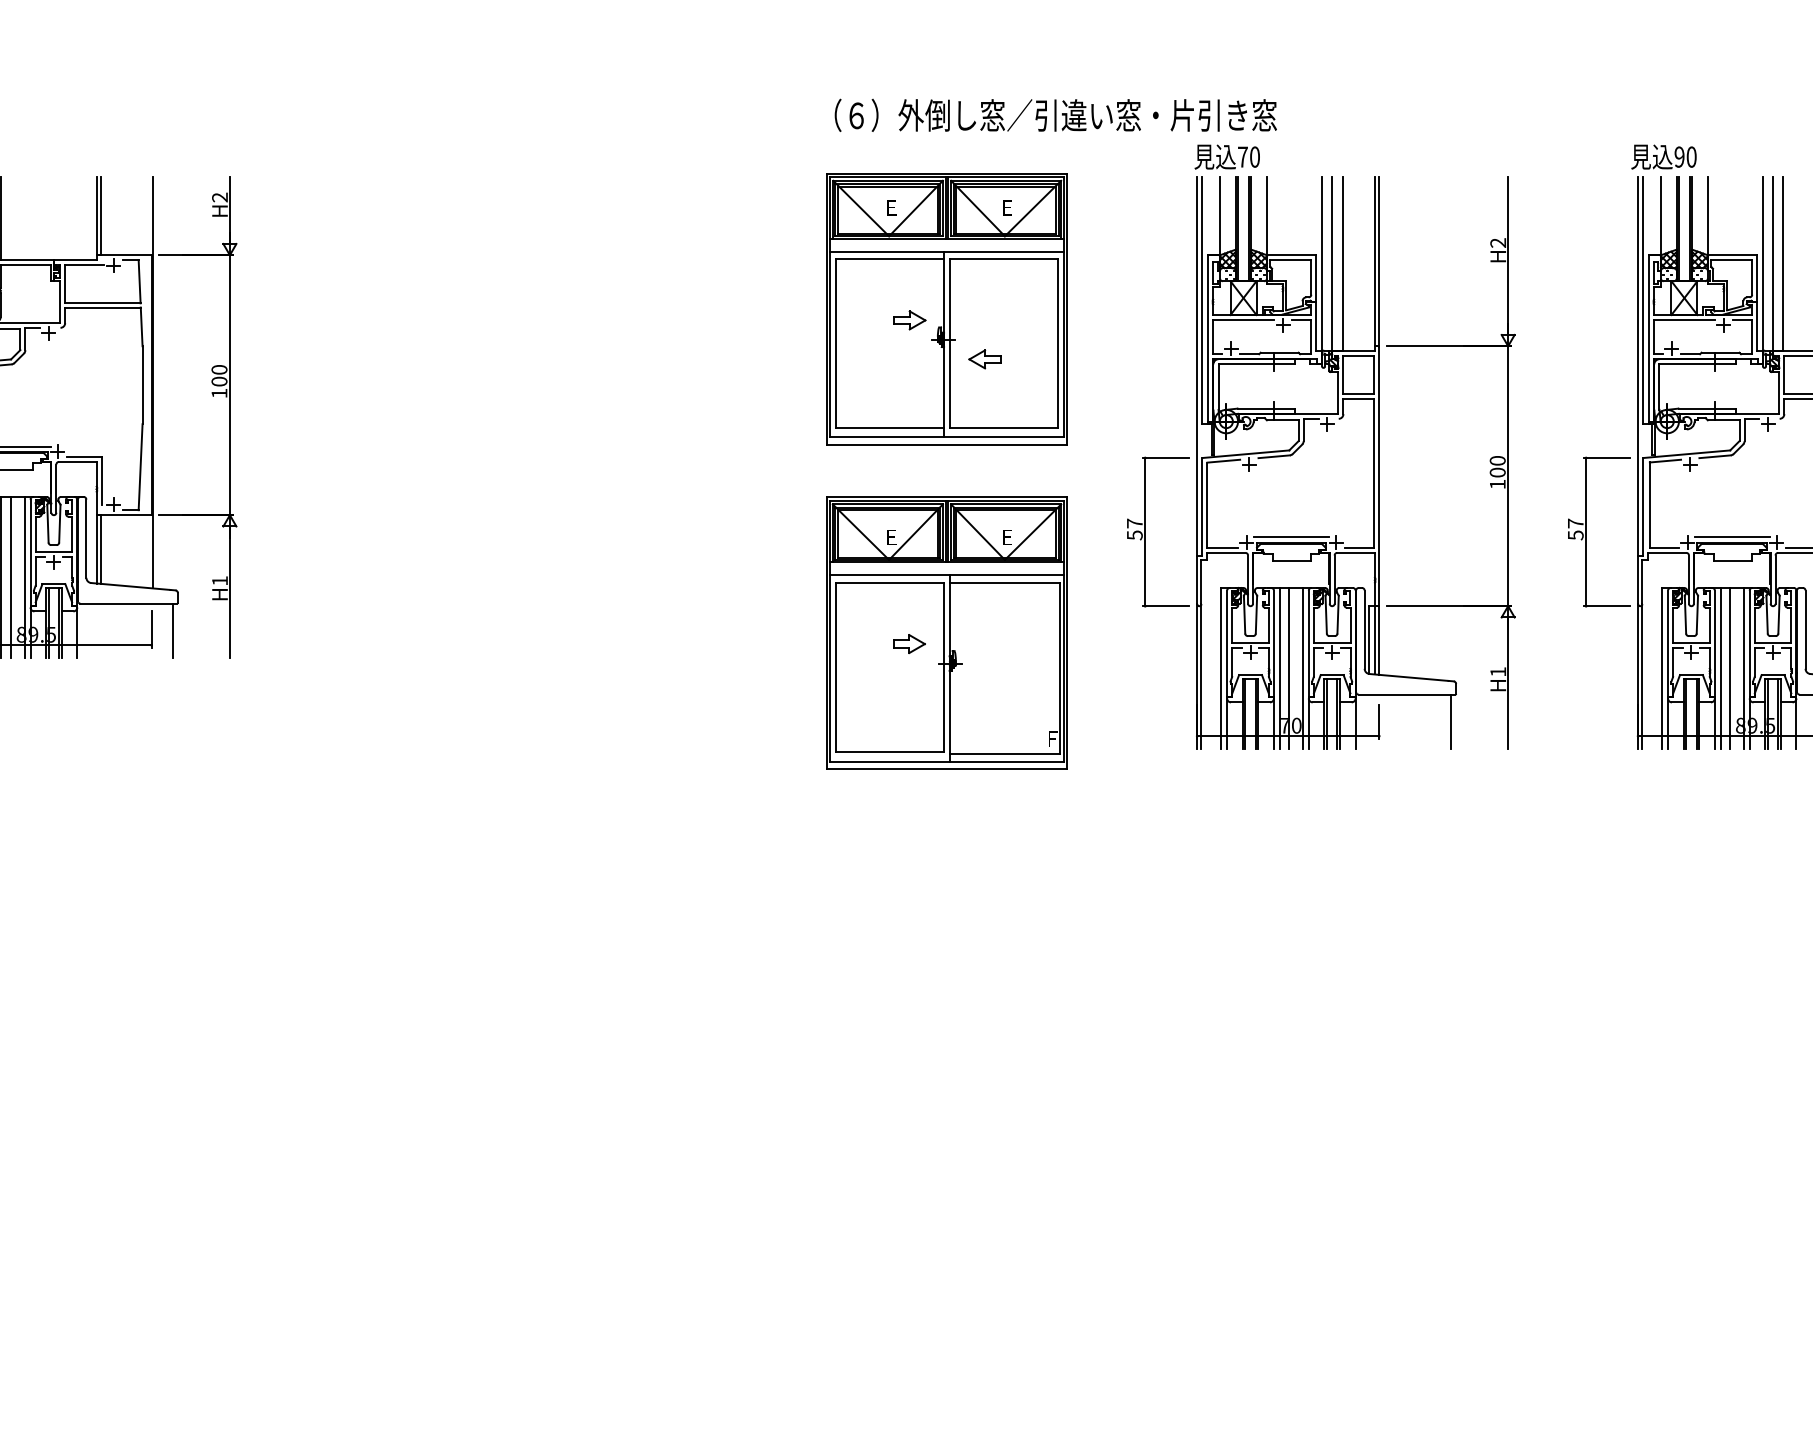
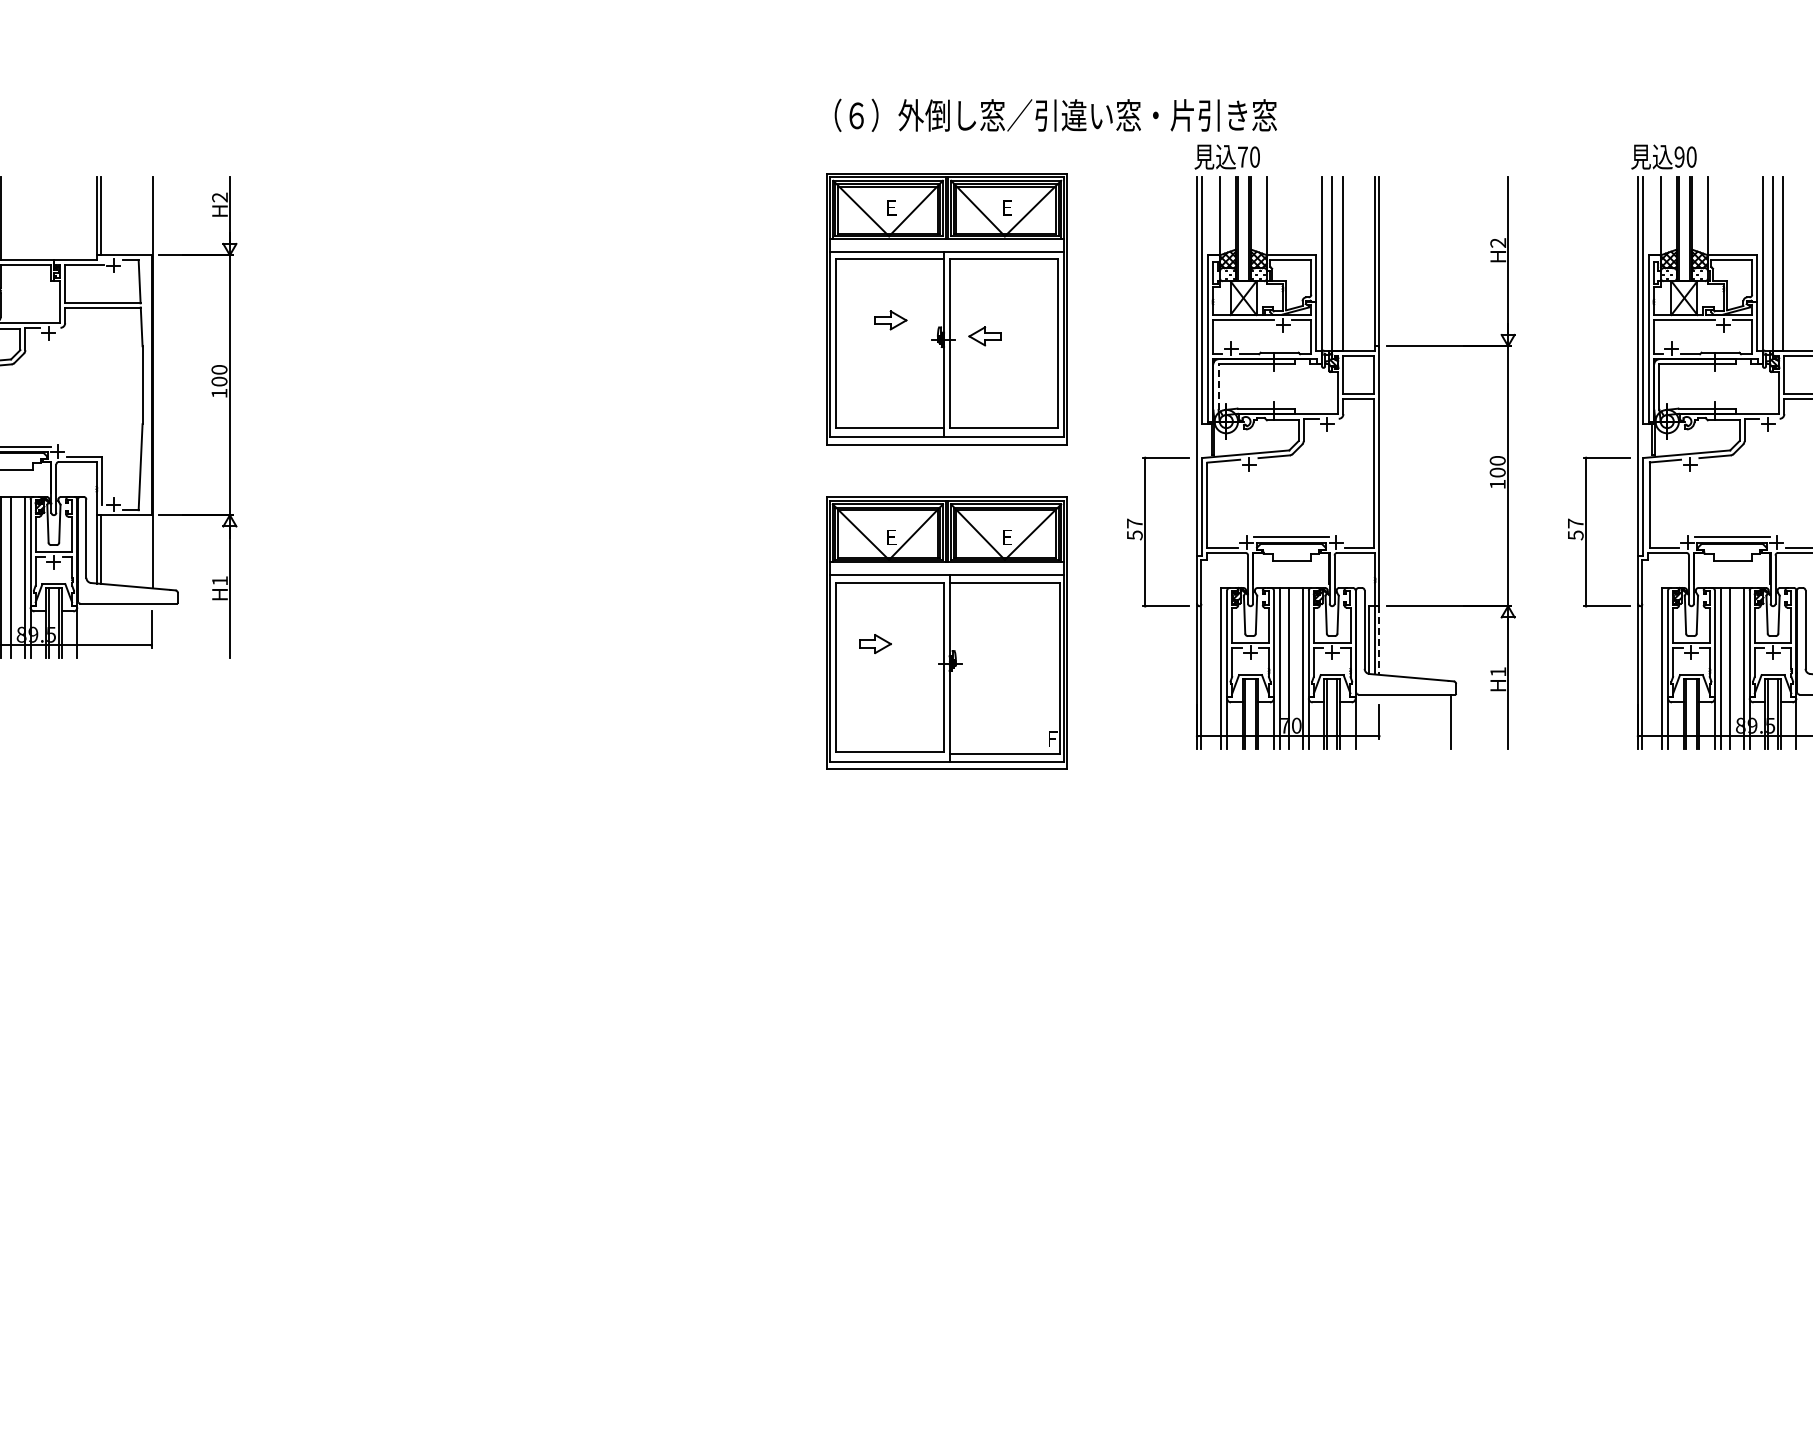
part position: (909, 320) -> (890, 320) (890, 320)
part position: (984, 359) -> (984, 336) (984, 336)
line: solid -> dashed (1218, 387)
line: present -> none (172, 630)
line: solid -> dashed (1379, 641)
part position: (909, 643) -> (875, 643) (875, 643)
